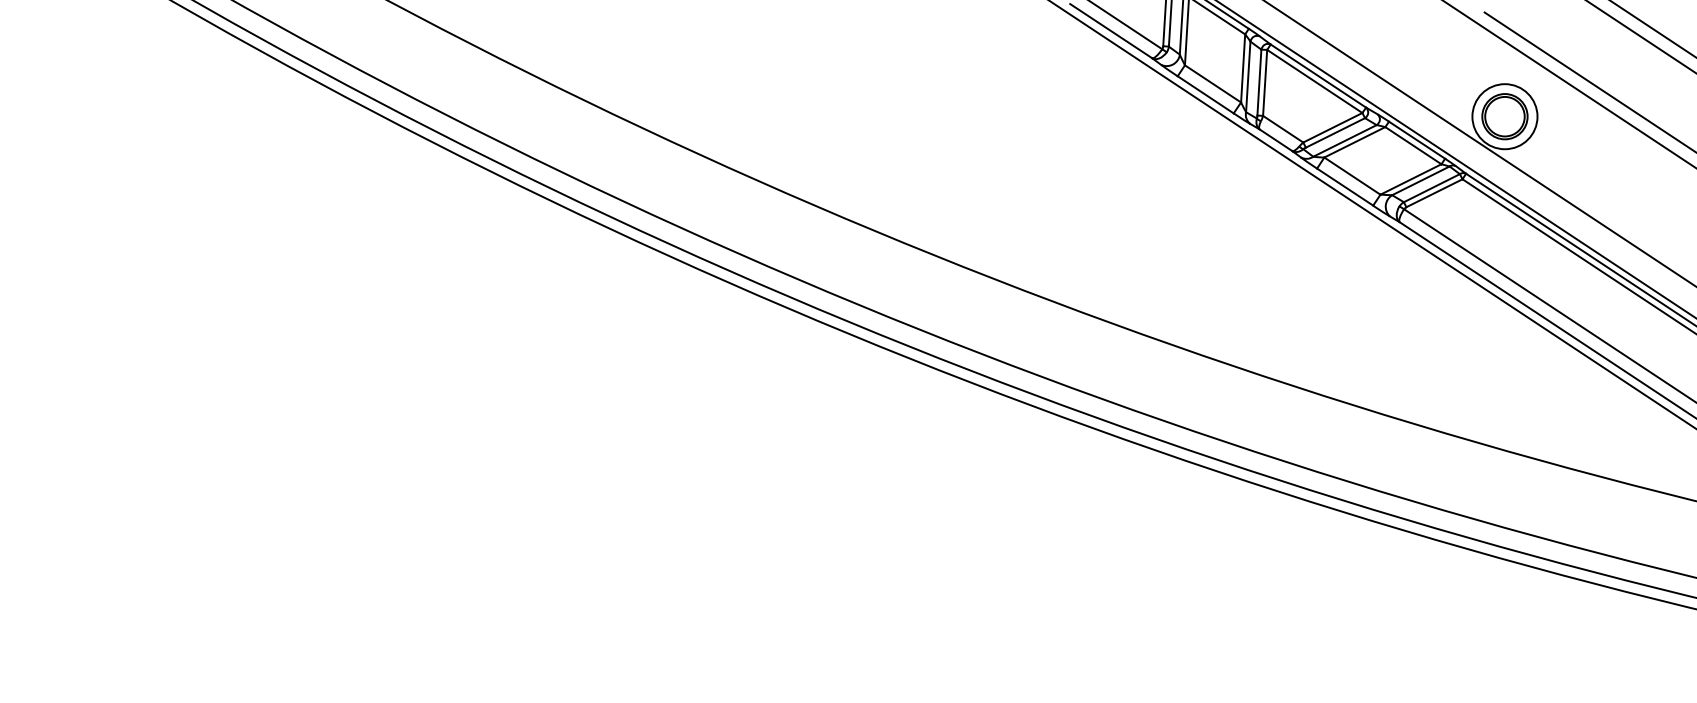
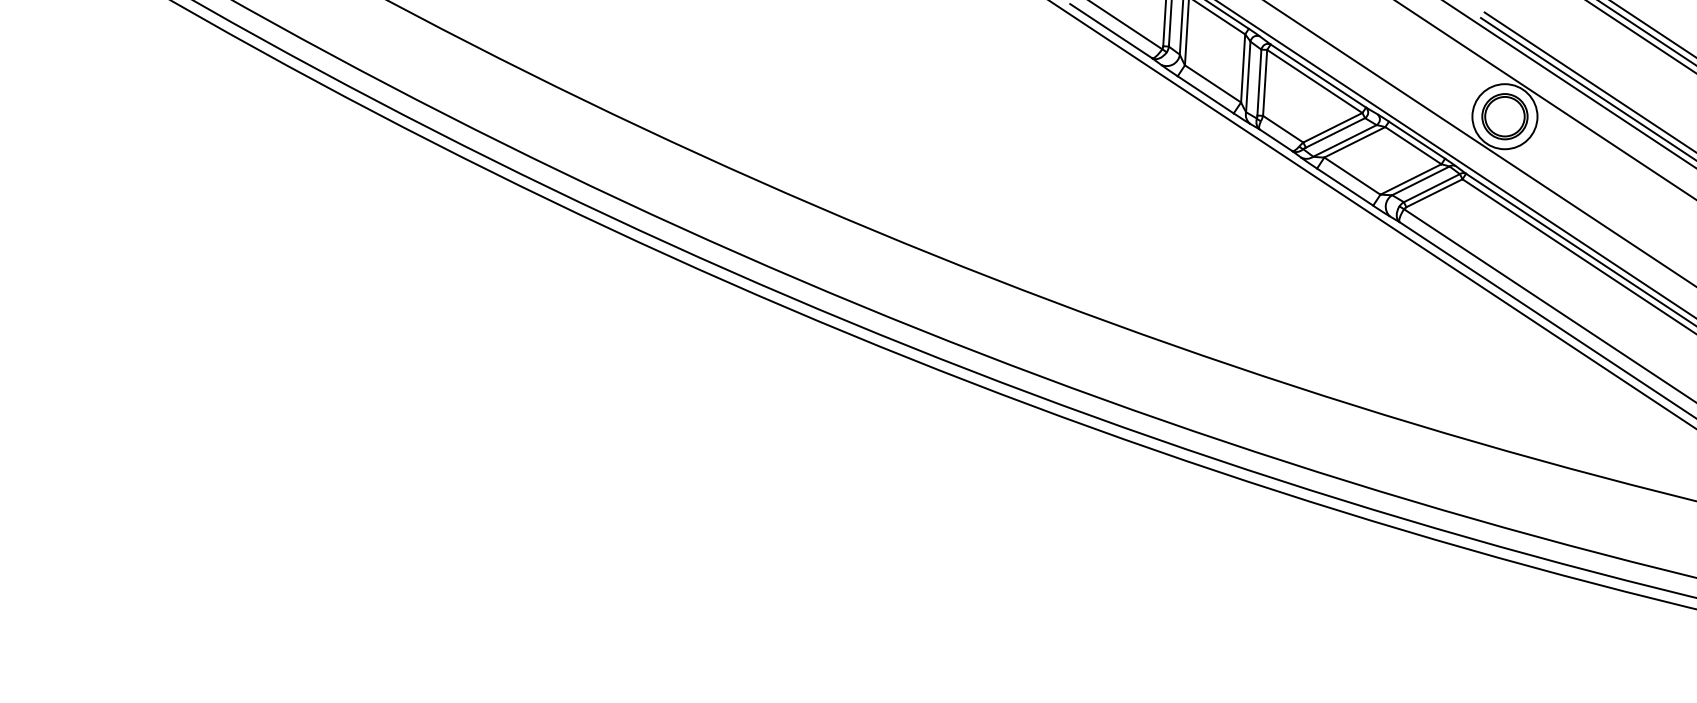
line: none -> present (1646, 32)
line: none -> present (1586, 88)
line: none -> present (1545, 99)
